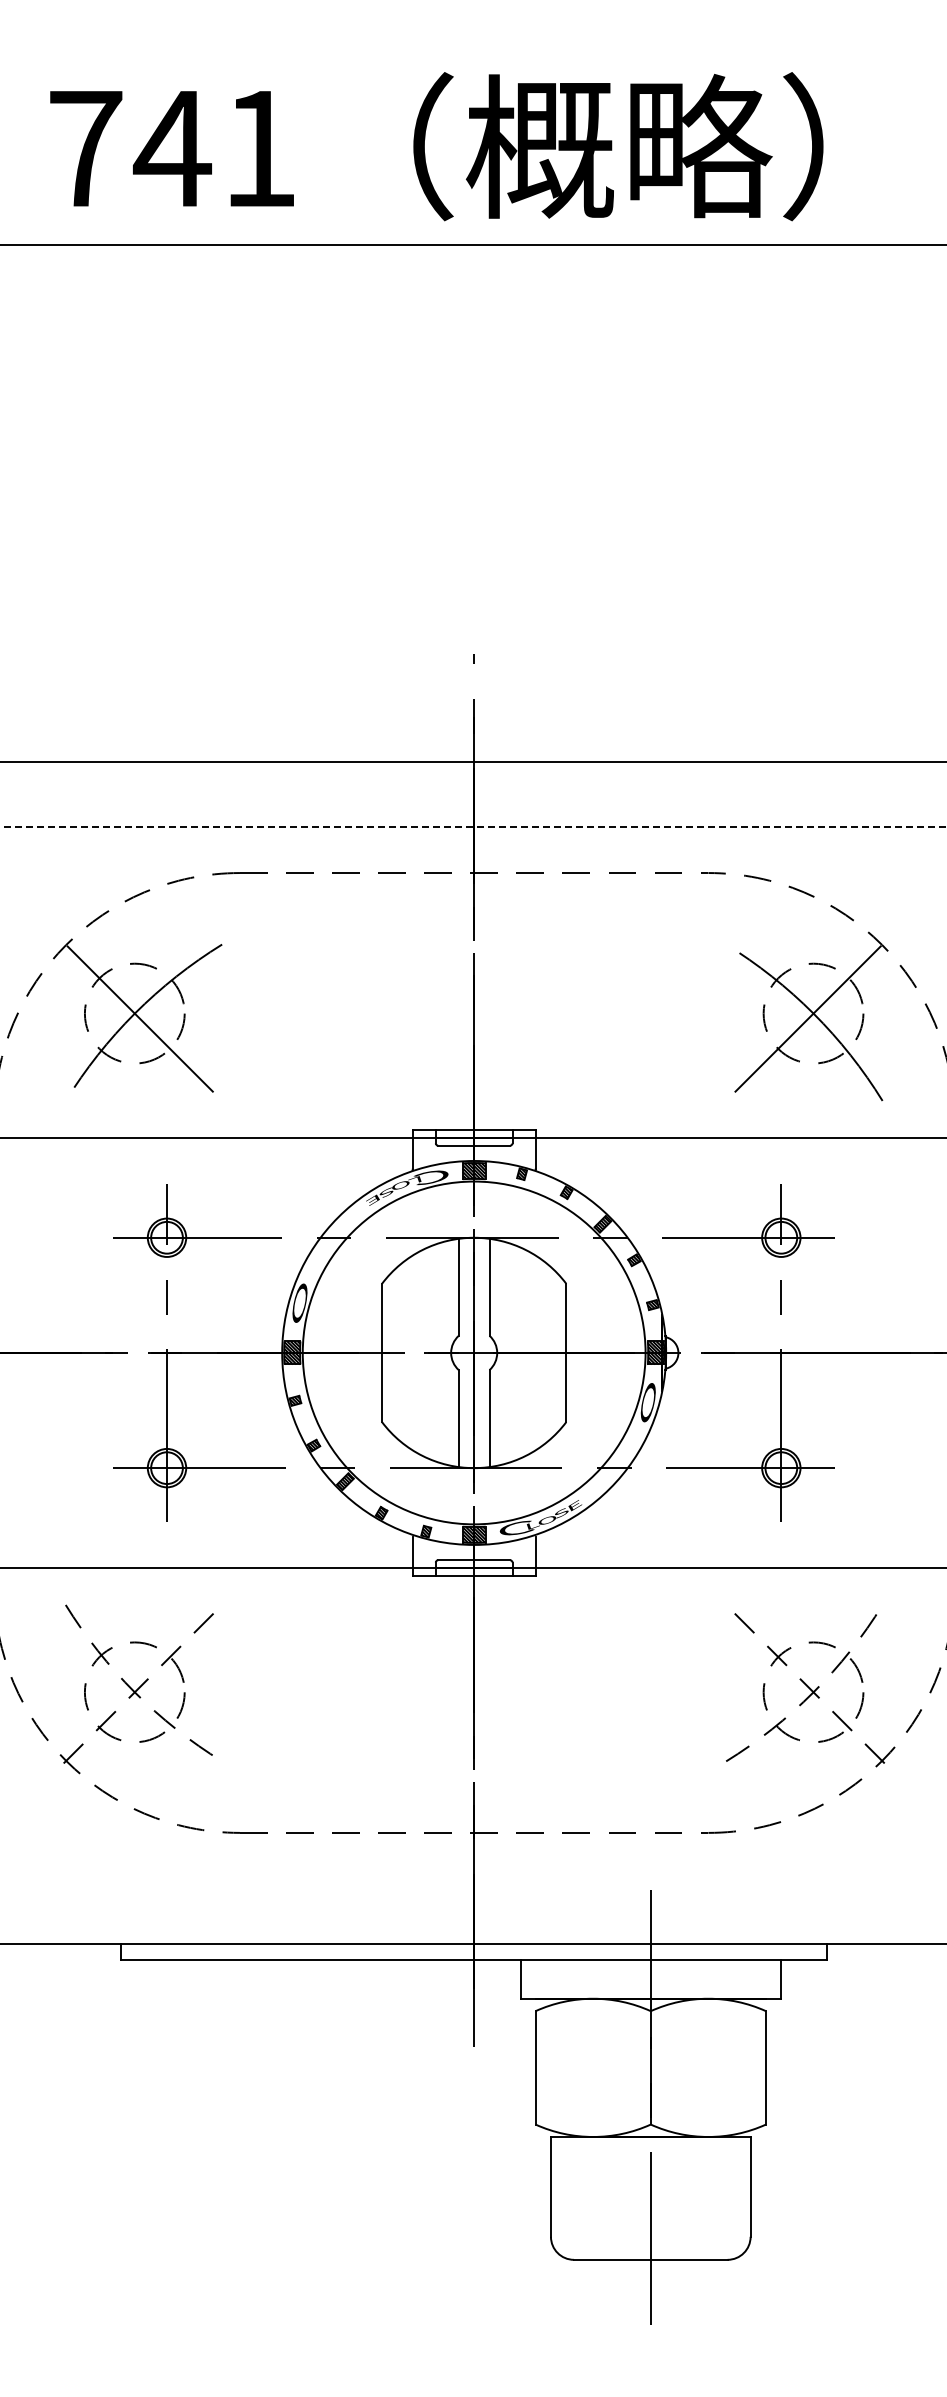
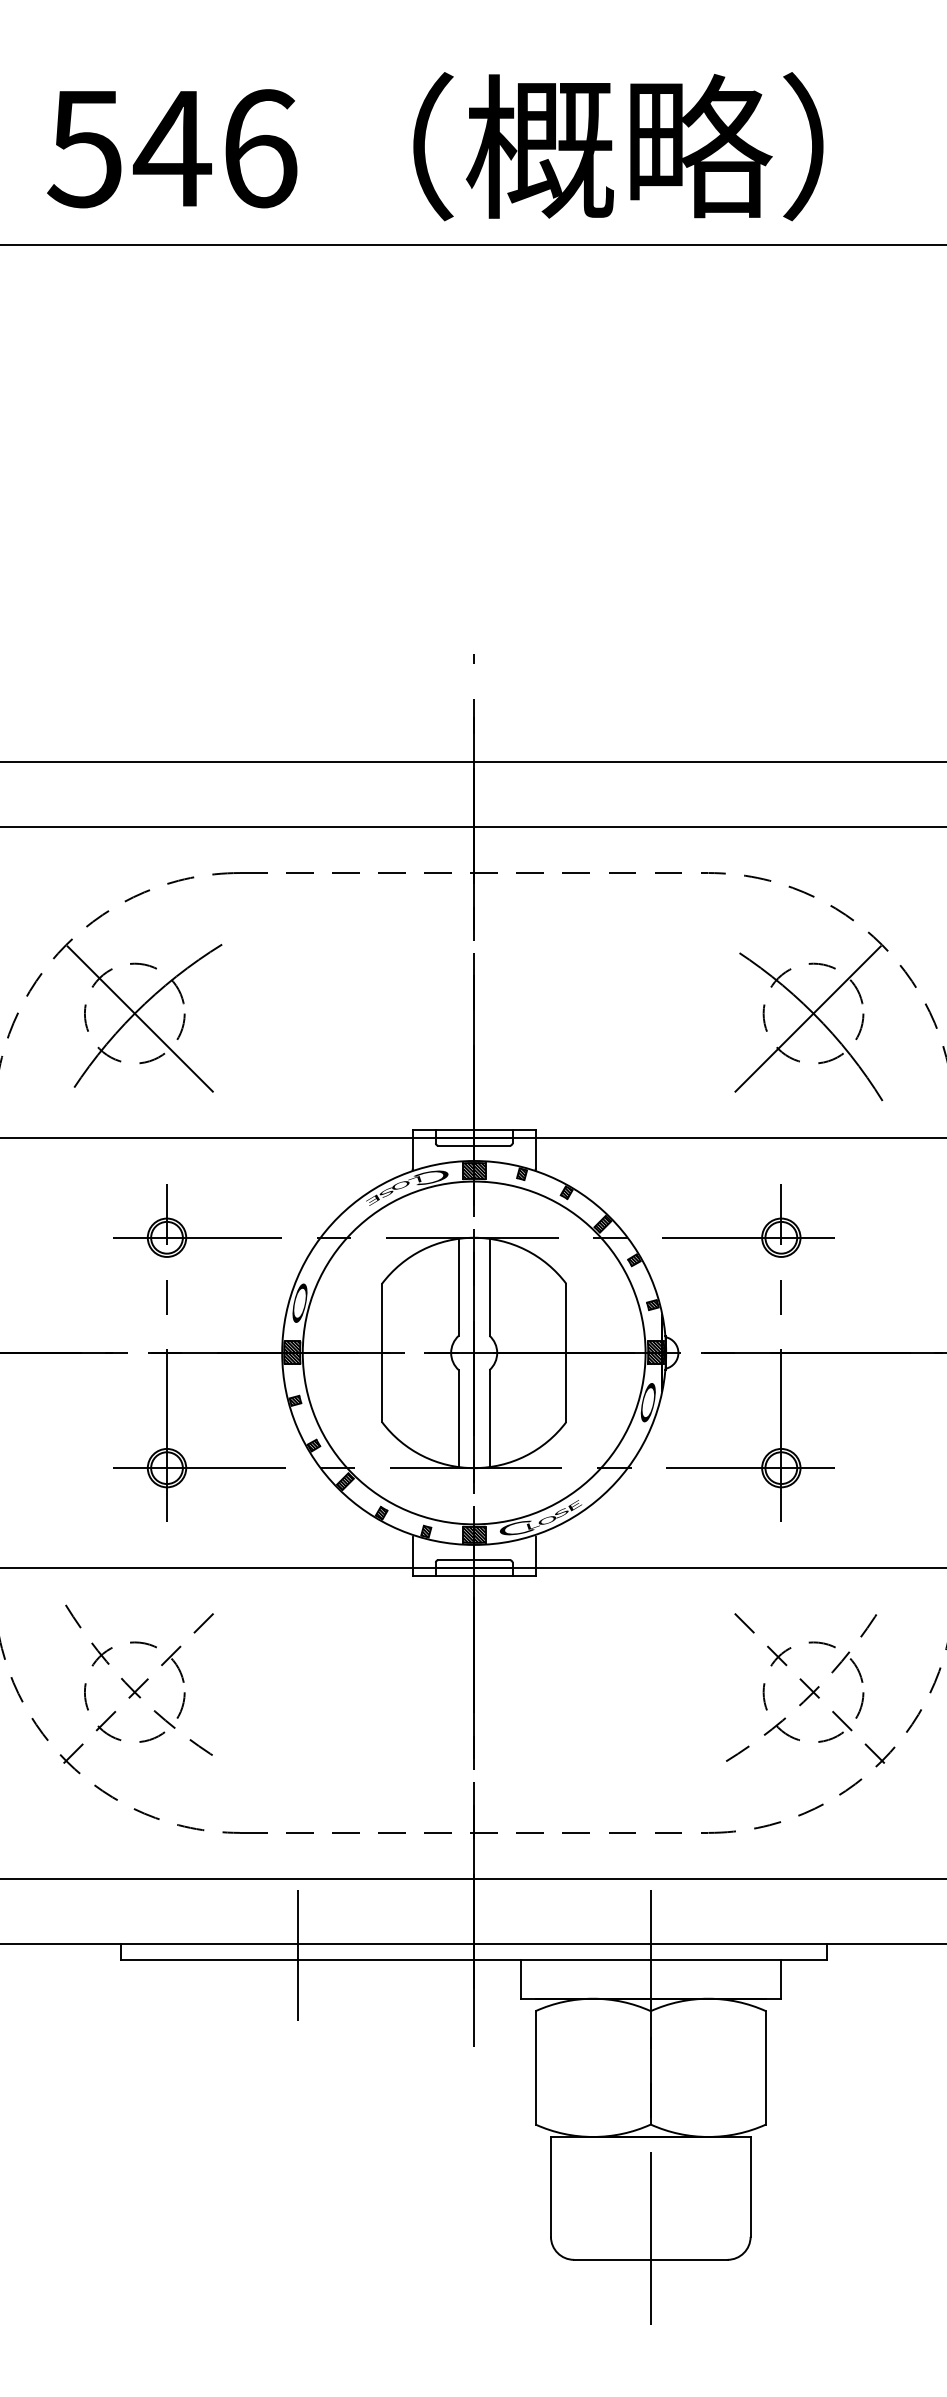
text: 741 -> 546 (172, 148)
line: dashed -> solid (473, 826)
line: none -> present (472, 1878)
line: none -> present (297, 1955)
